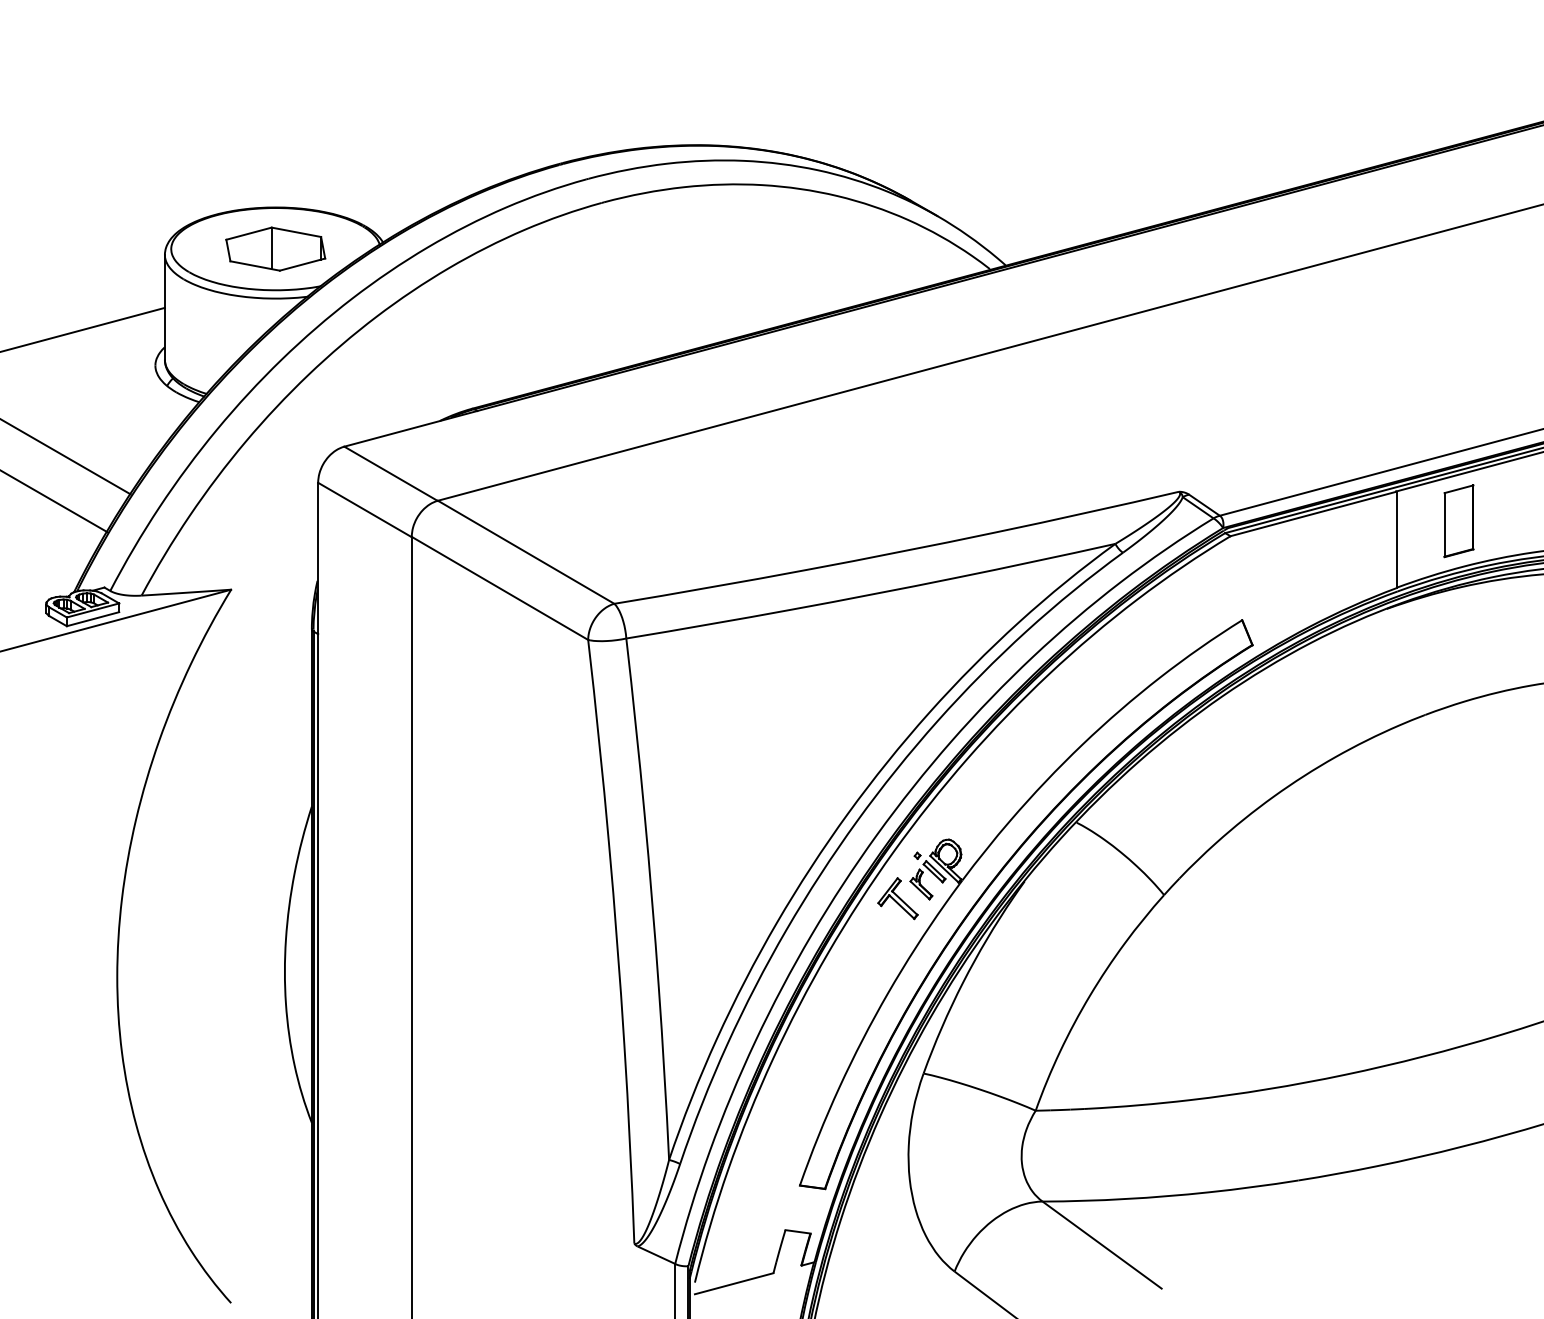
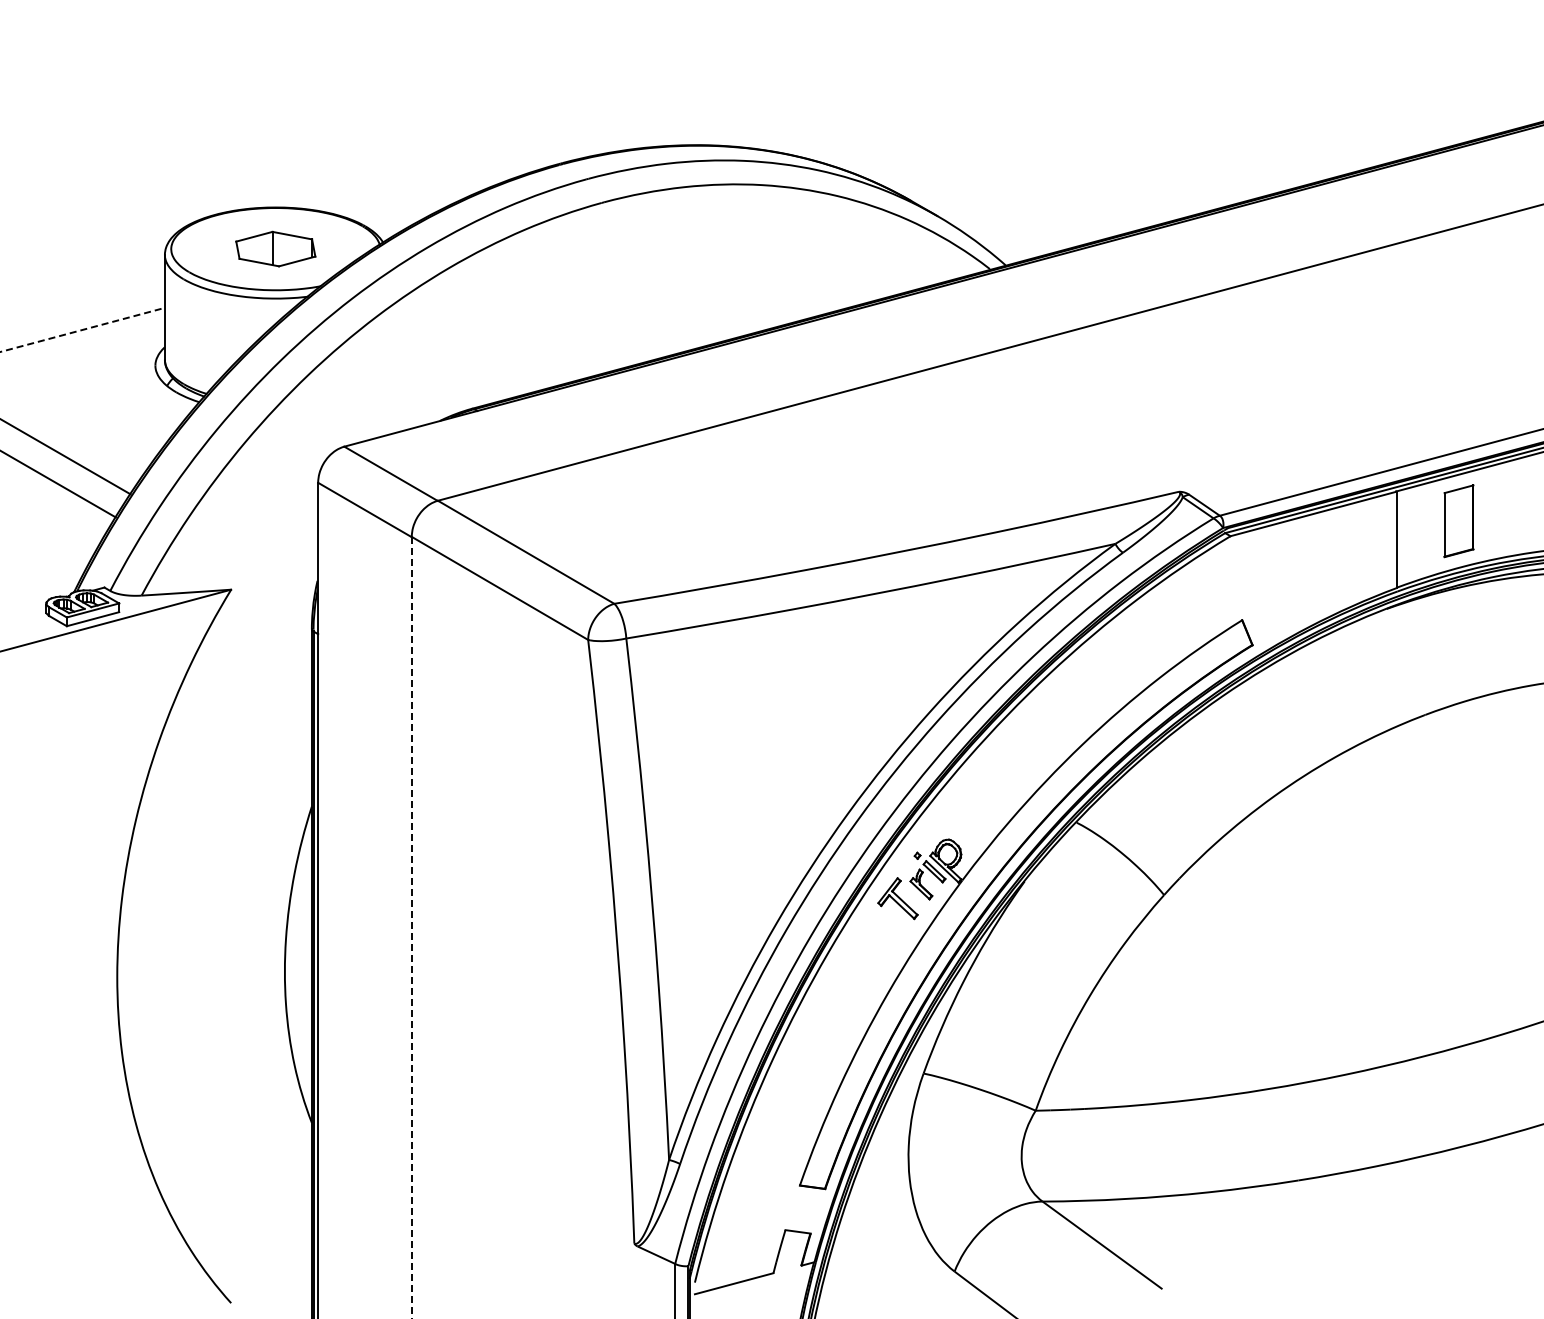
part size: 102x46 px -> 82x38 px (275, 248)
line: solid -> dashed (82, 329)
line position: (54, 501) -> (58, 484) (58, 484)
line: solid -> dashed (411, 927)
